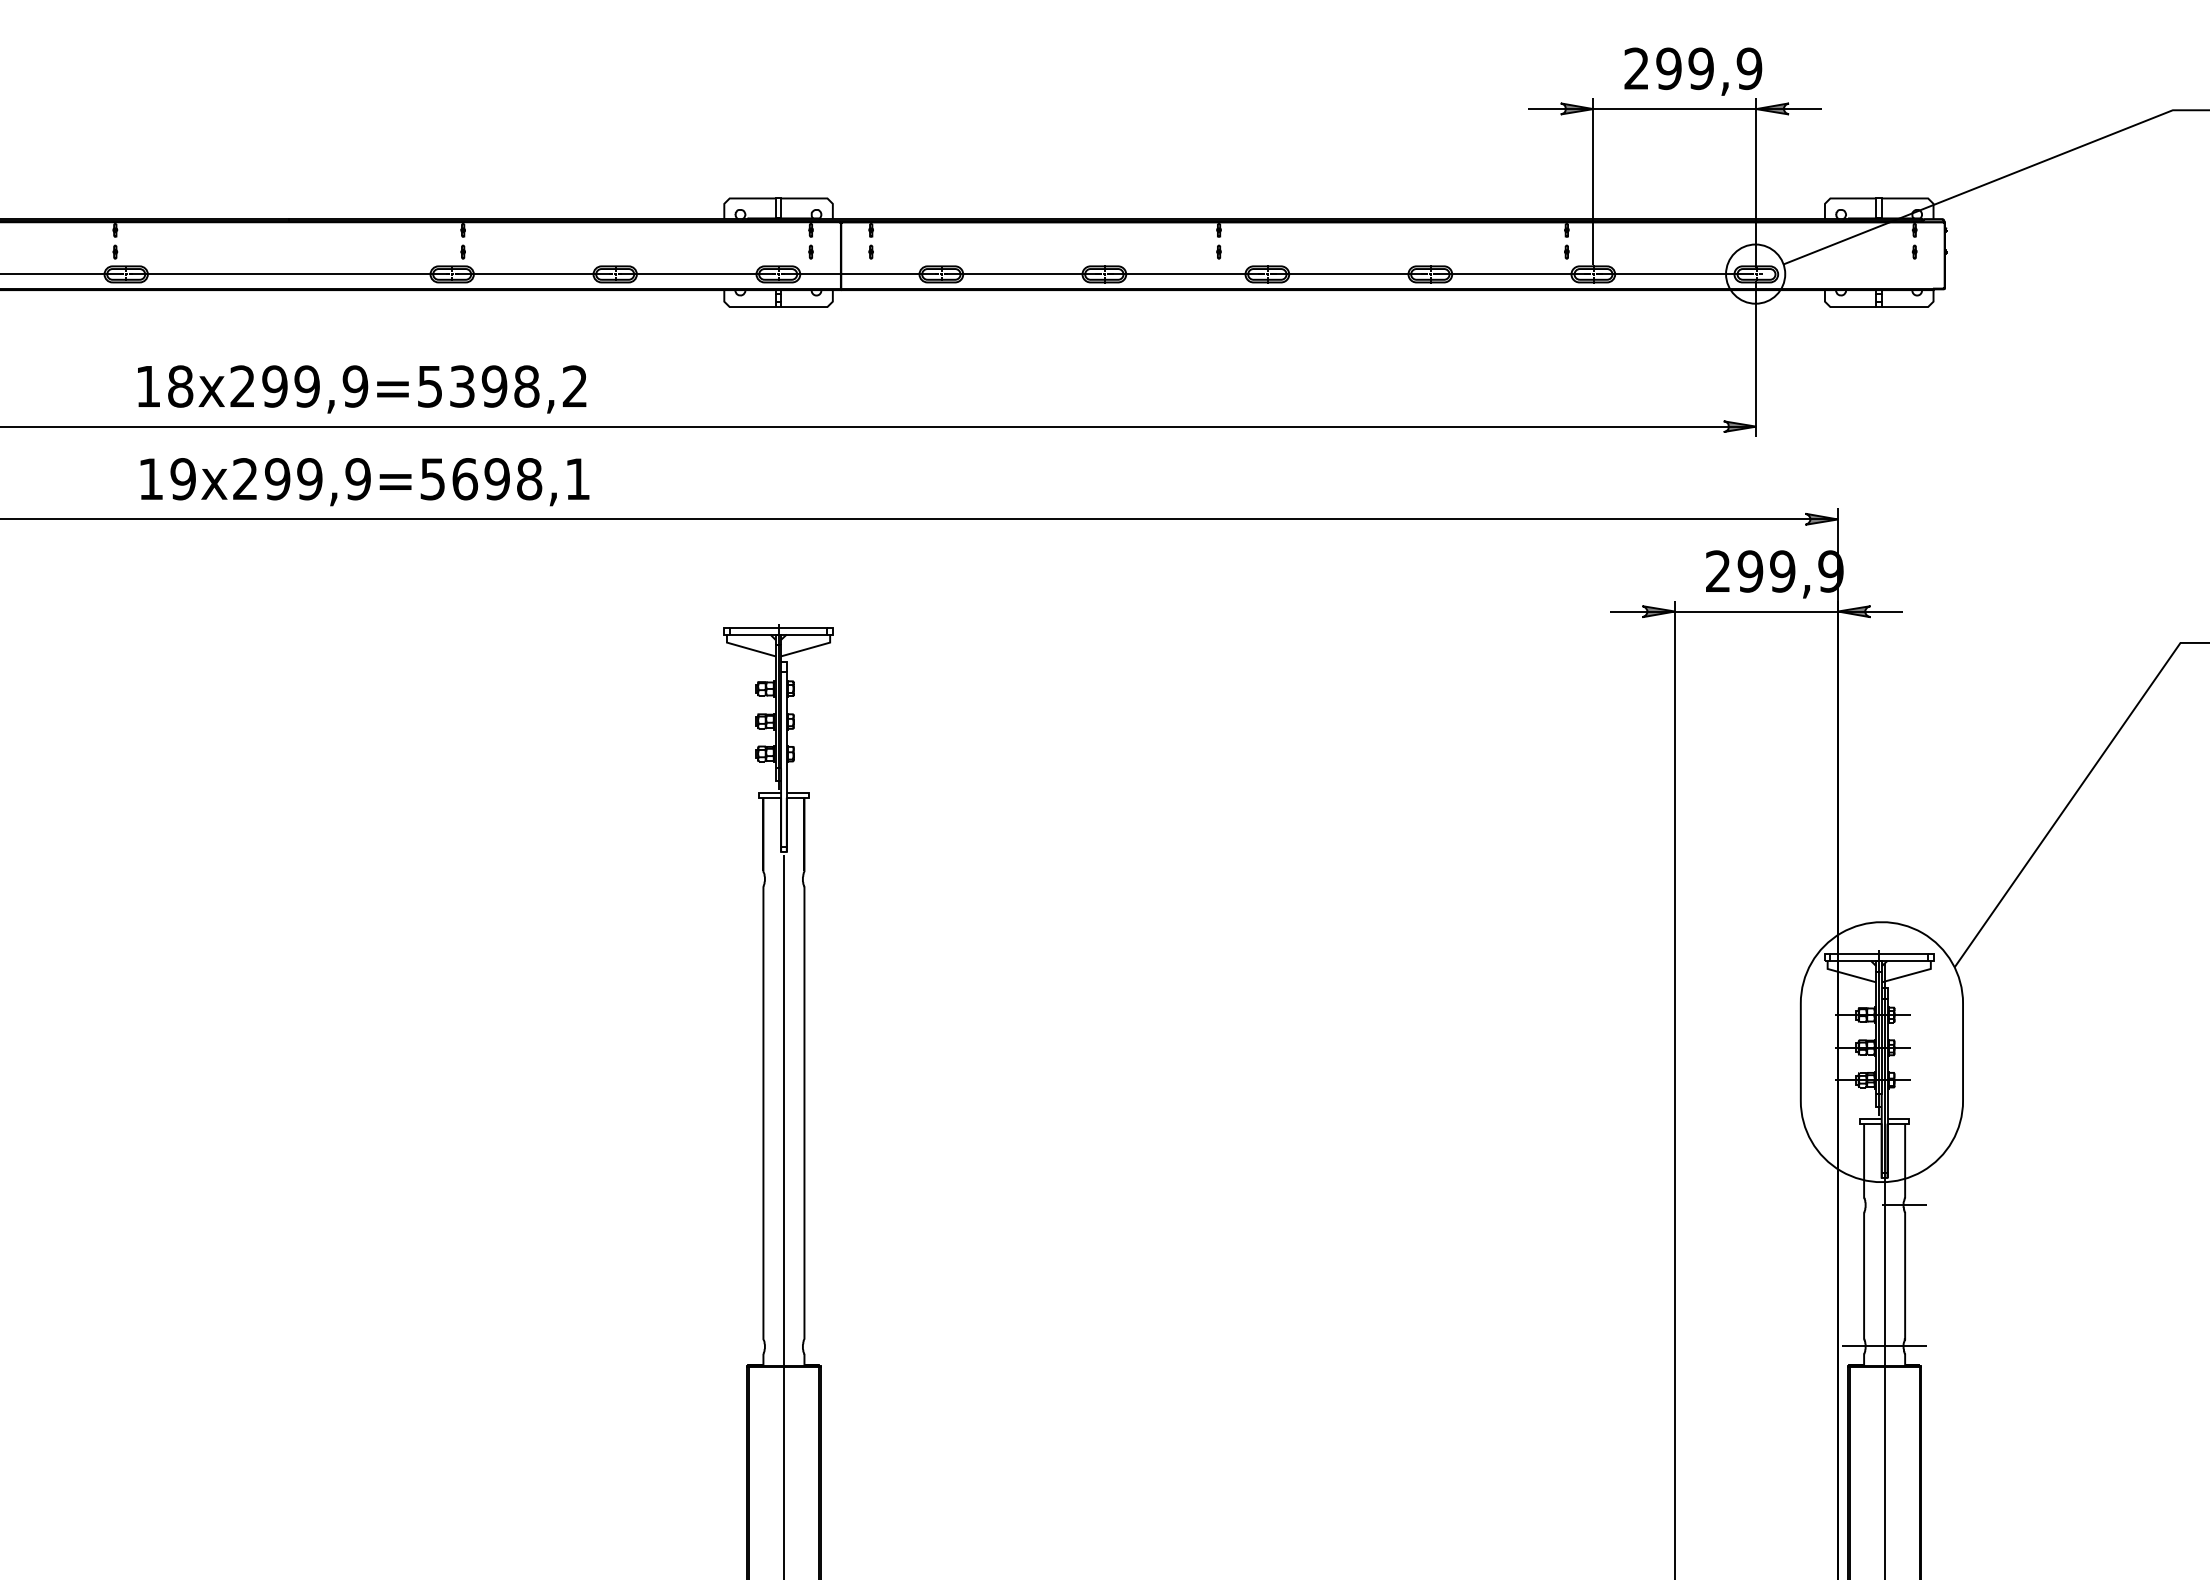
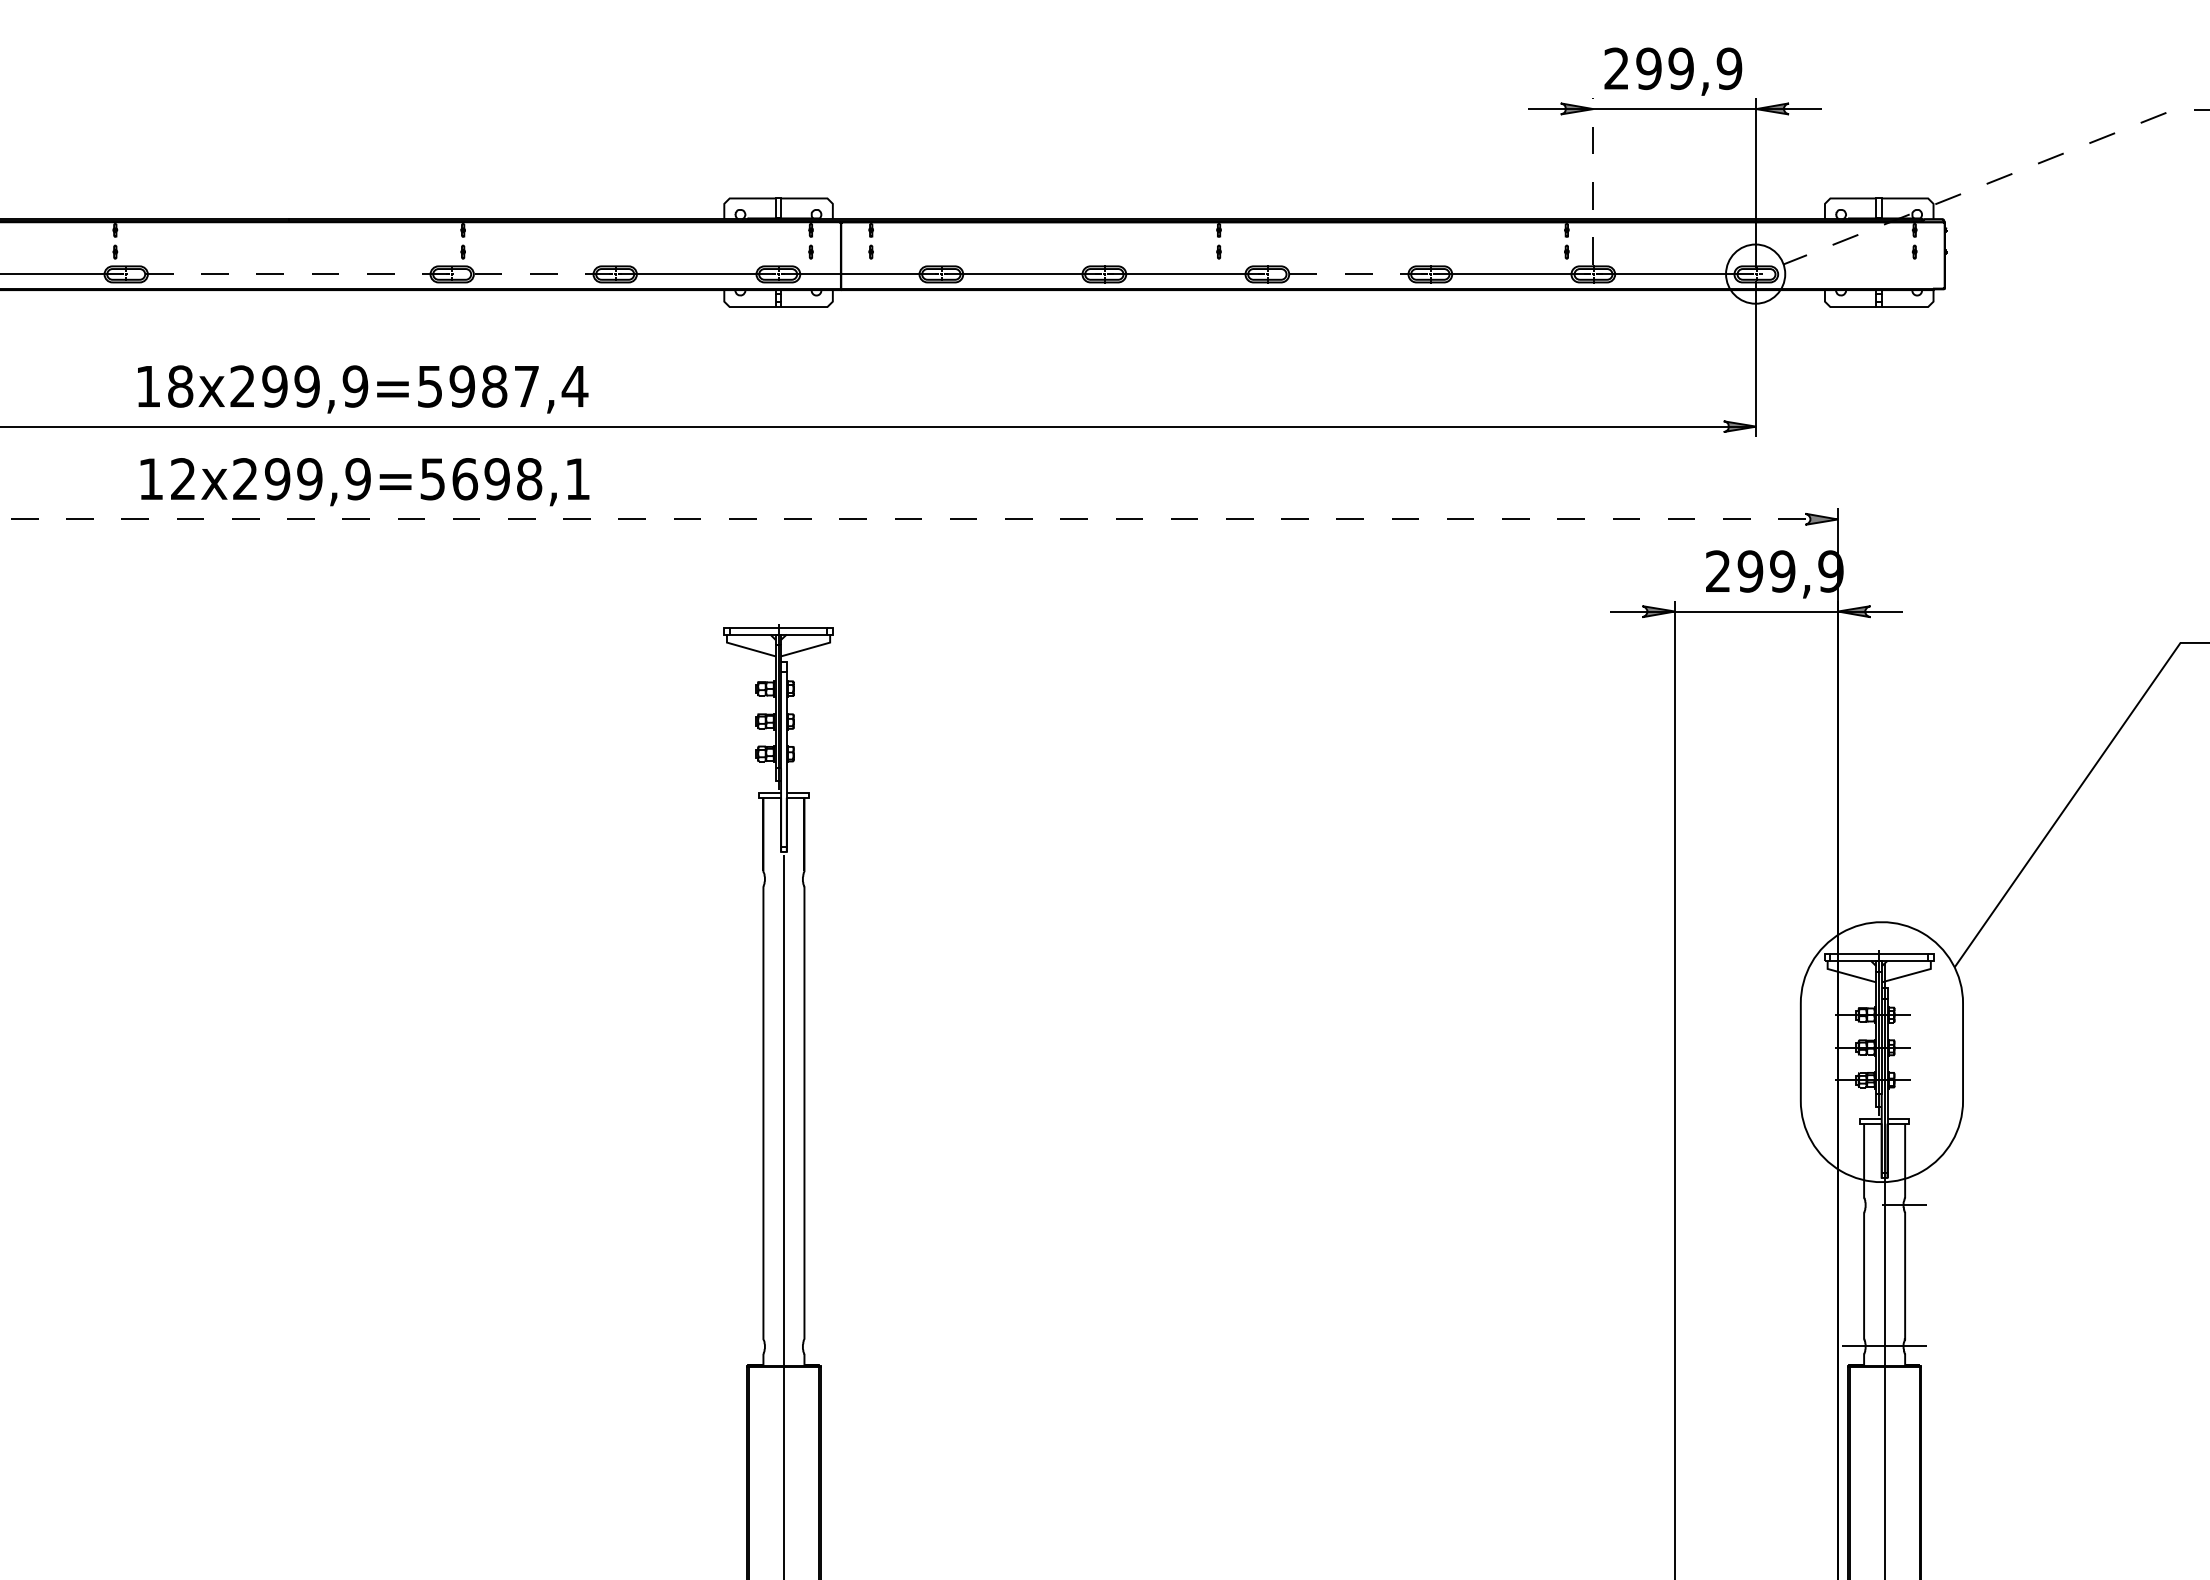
text position: (1693, 71) -> (1673, 71) (1673, 71)
line: solid -> dashed (1593, 180)
line: solid -> dashed (1995, 180)
line: solid -> dashed (285, 274)
line: solid -> dashed (531, 274)
line: solid -> dashed (1345, 274)
text: 18x299,9=5398,2 -> 18x299,9=5987,4 (518, 386)
text: 19x299,9=5698,1 -> 12x299,9=5698,1 (182, 479)
line: solid -> dashed (919, 519)
